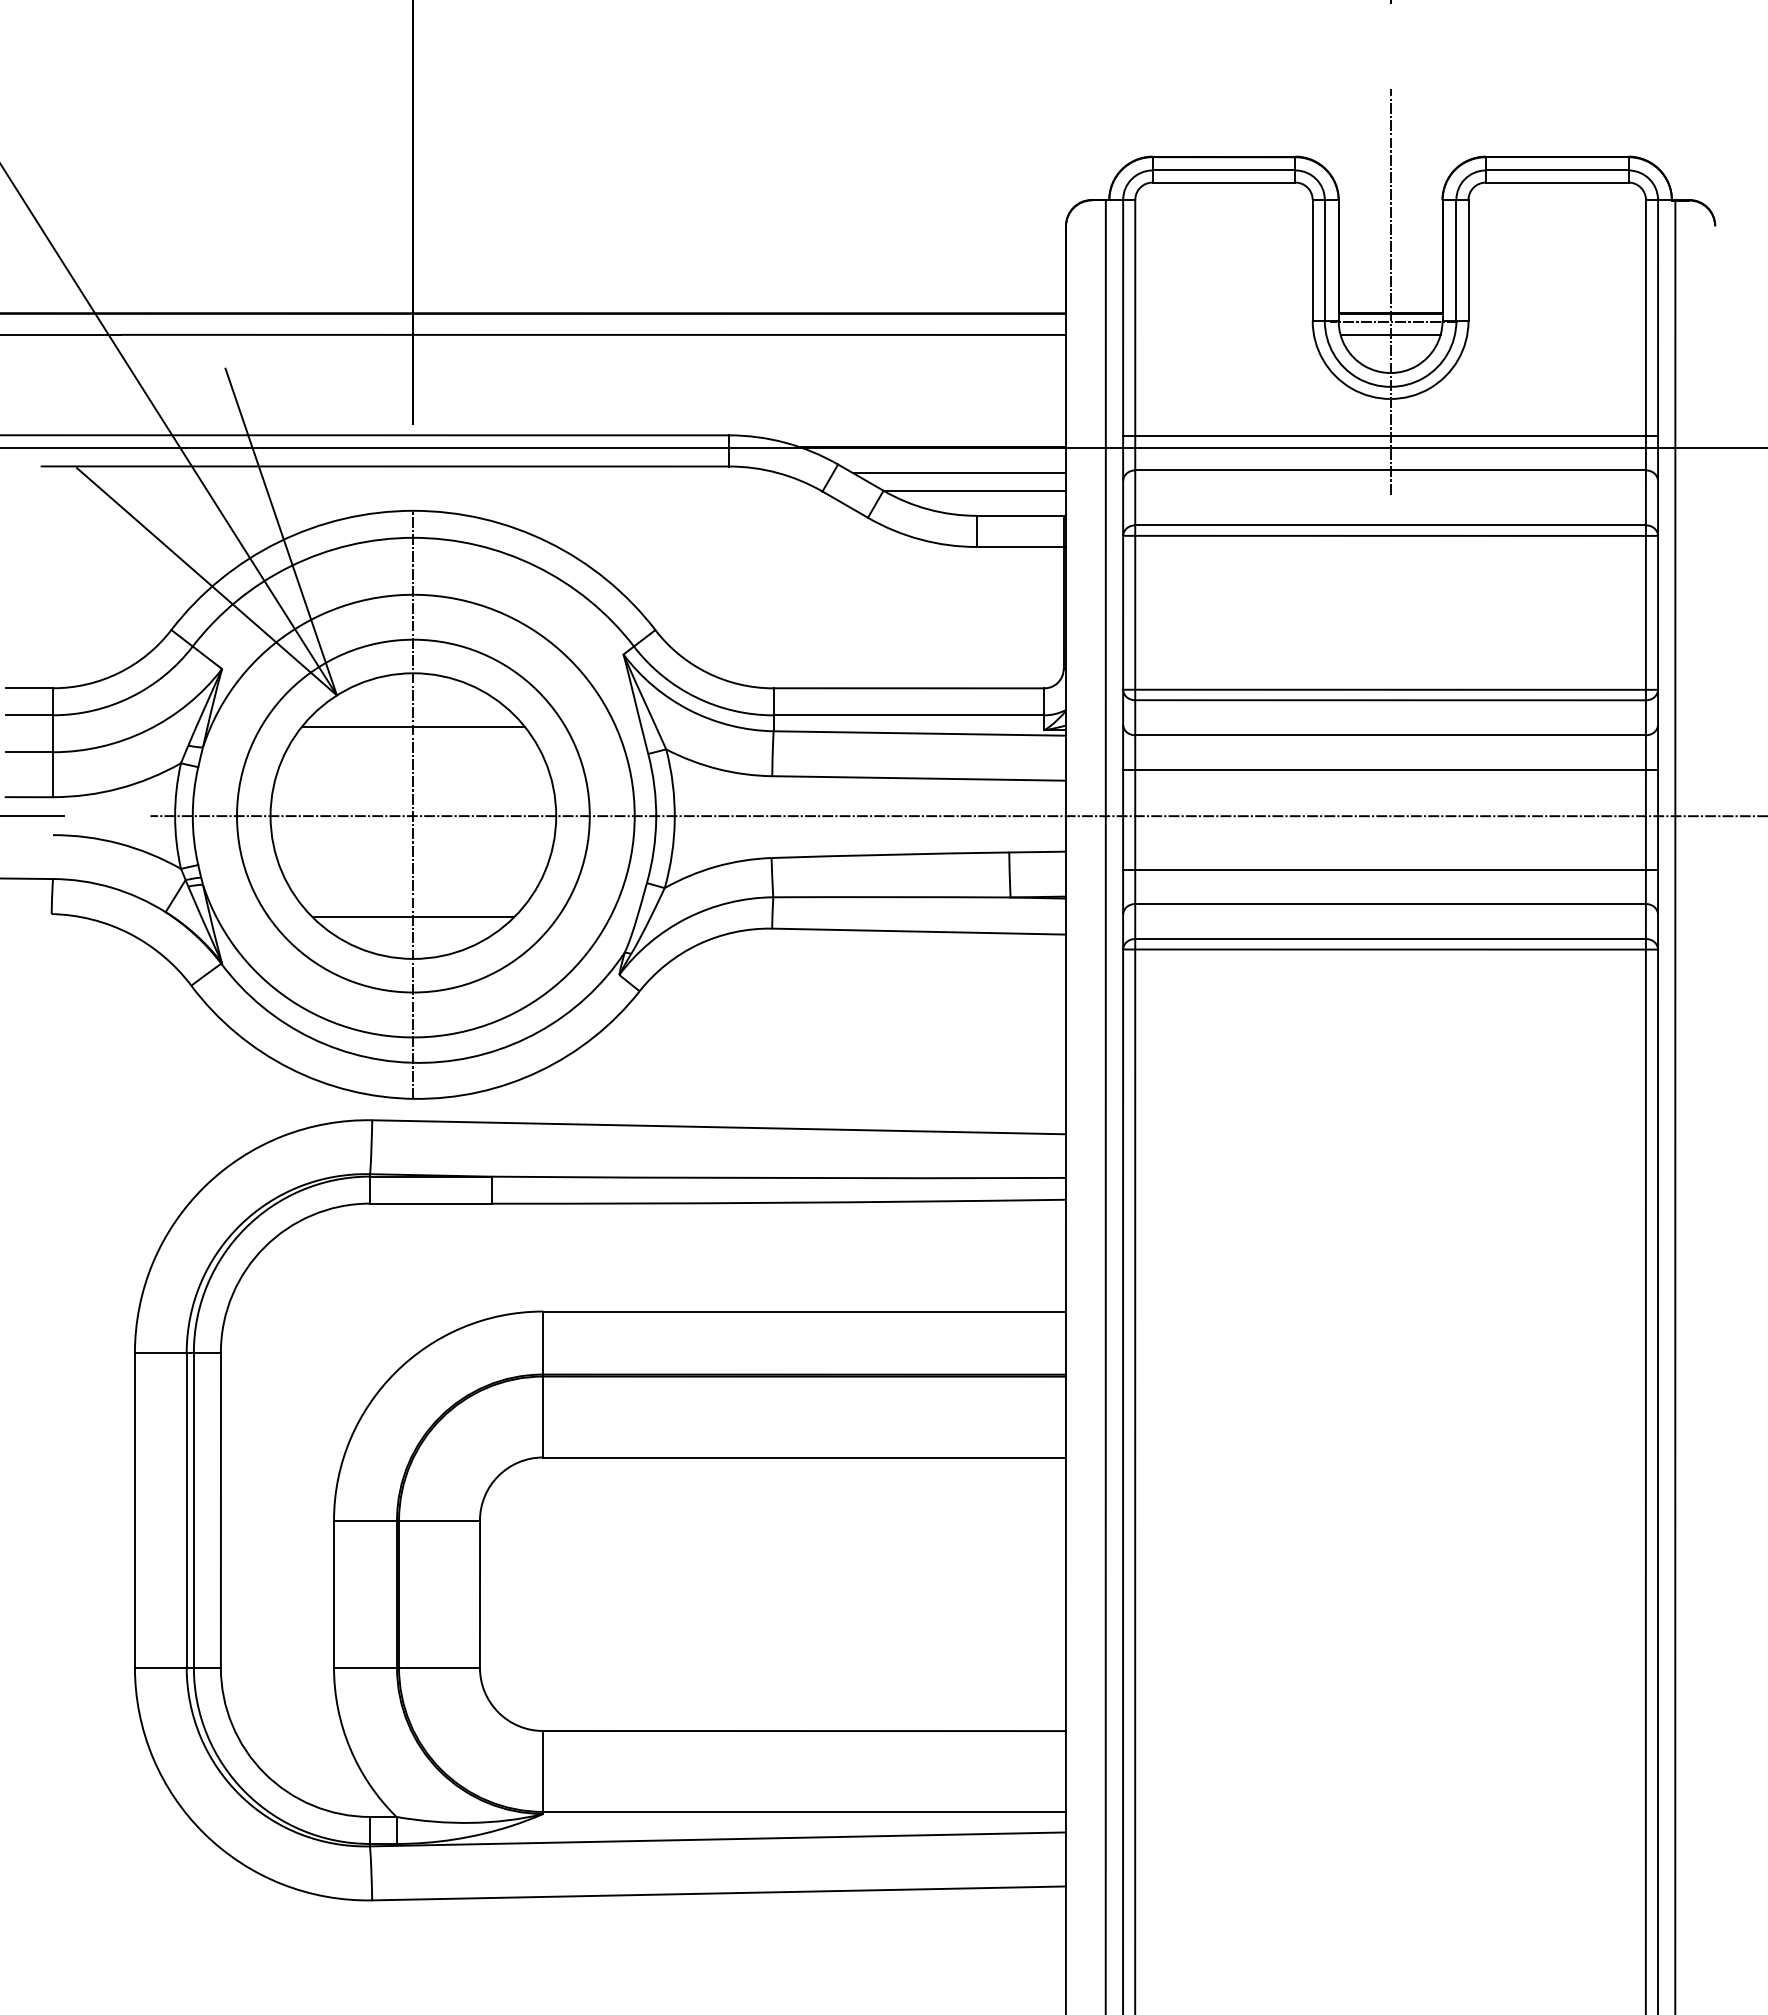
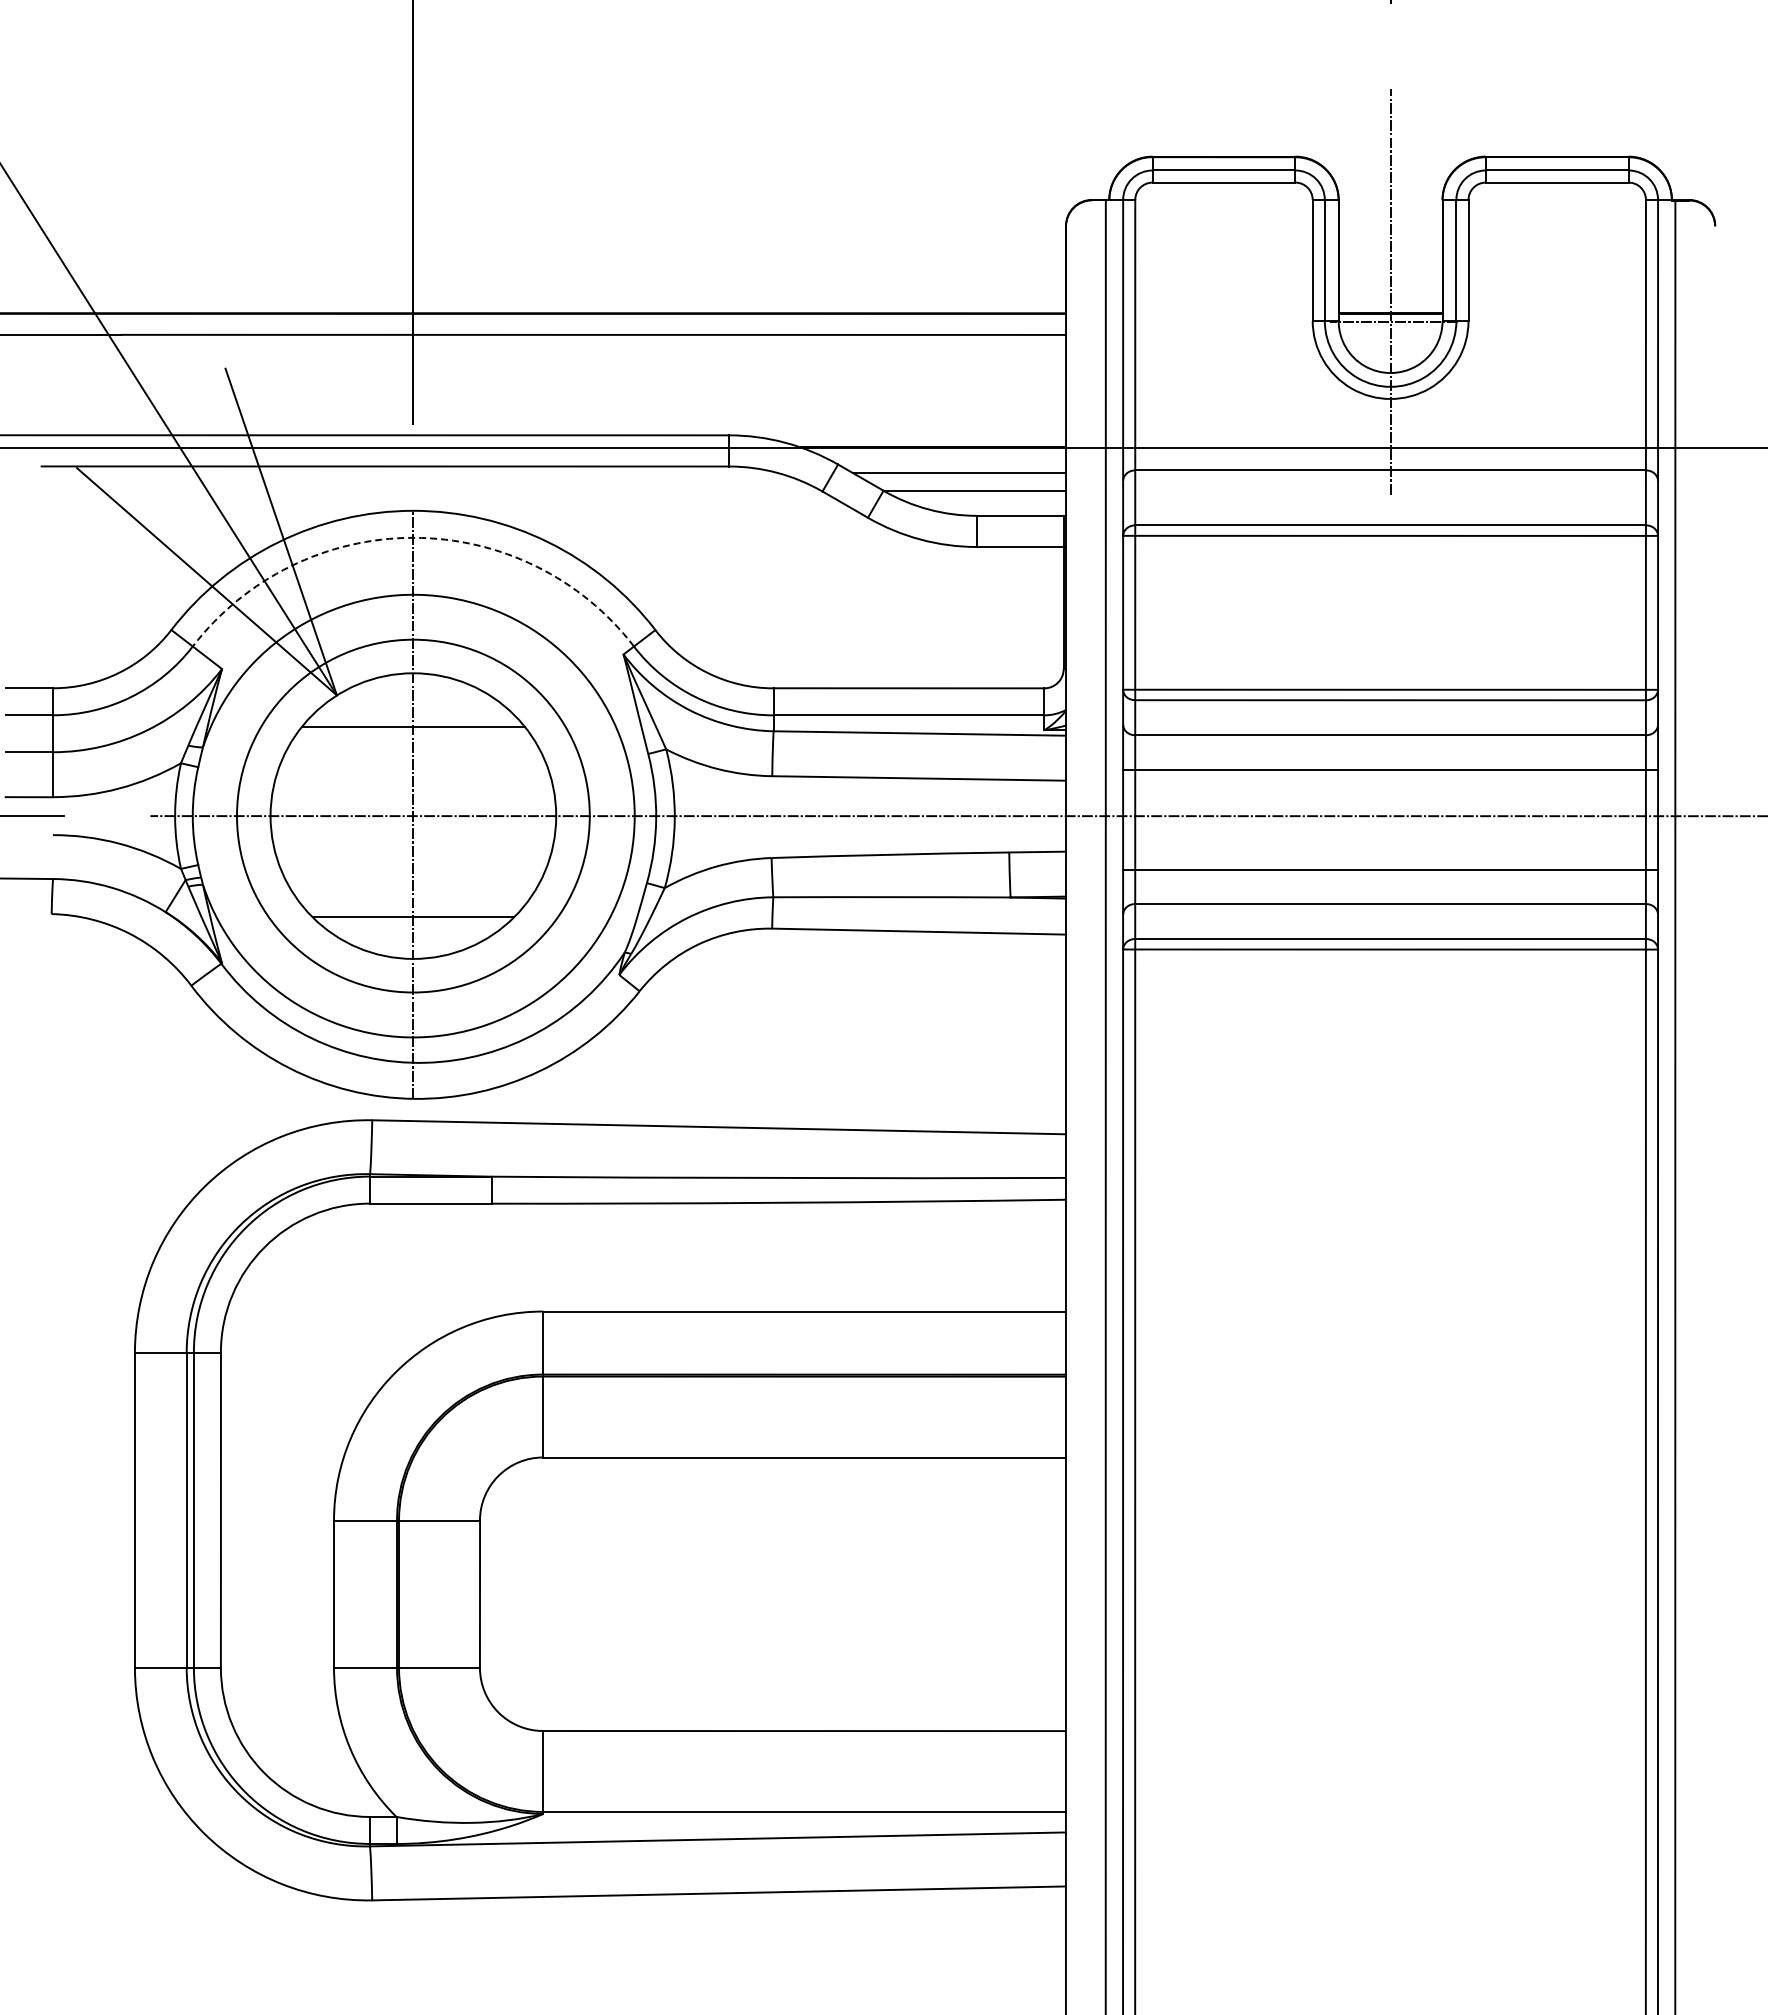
line: present -> none (1390, 334)
line: present -> none (1390, 435)
arc: solid -> dashed (413, 537)
